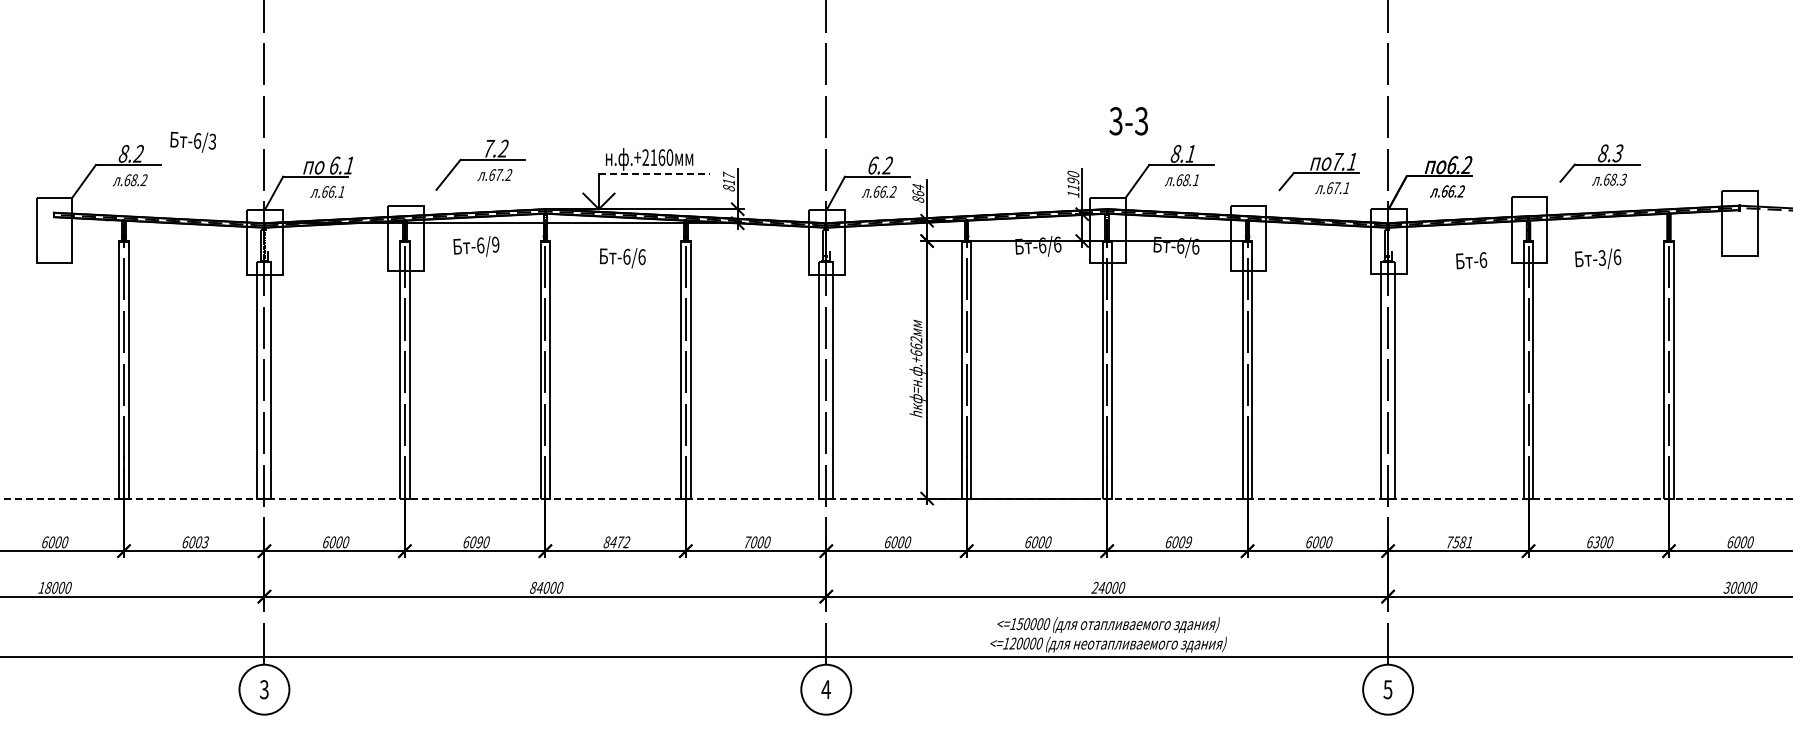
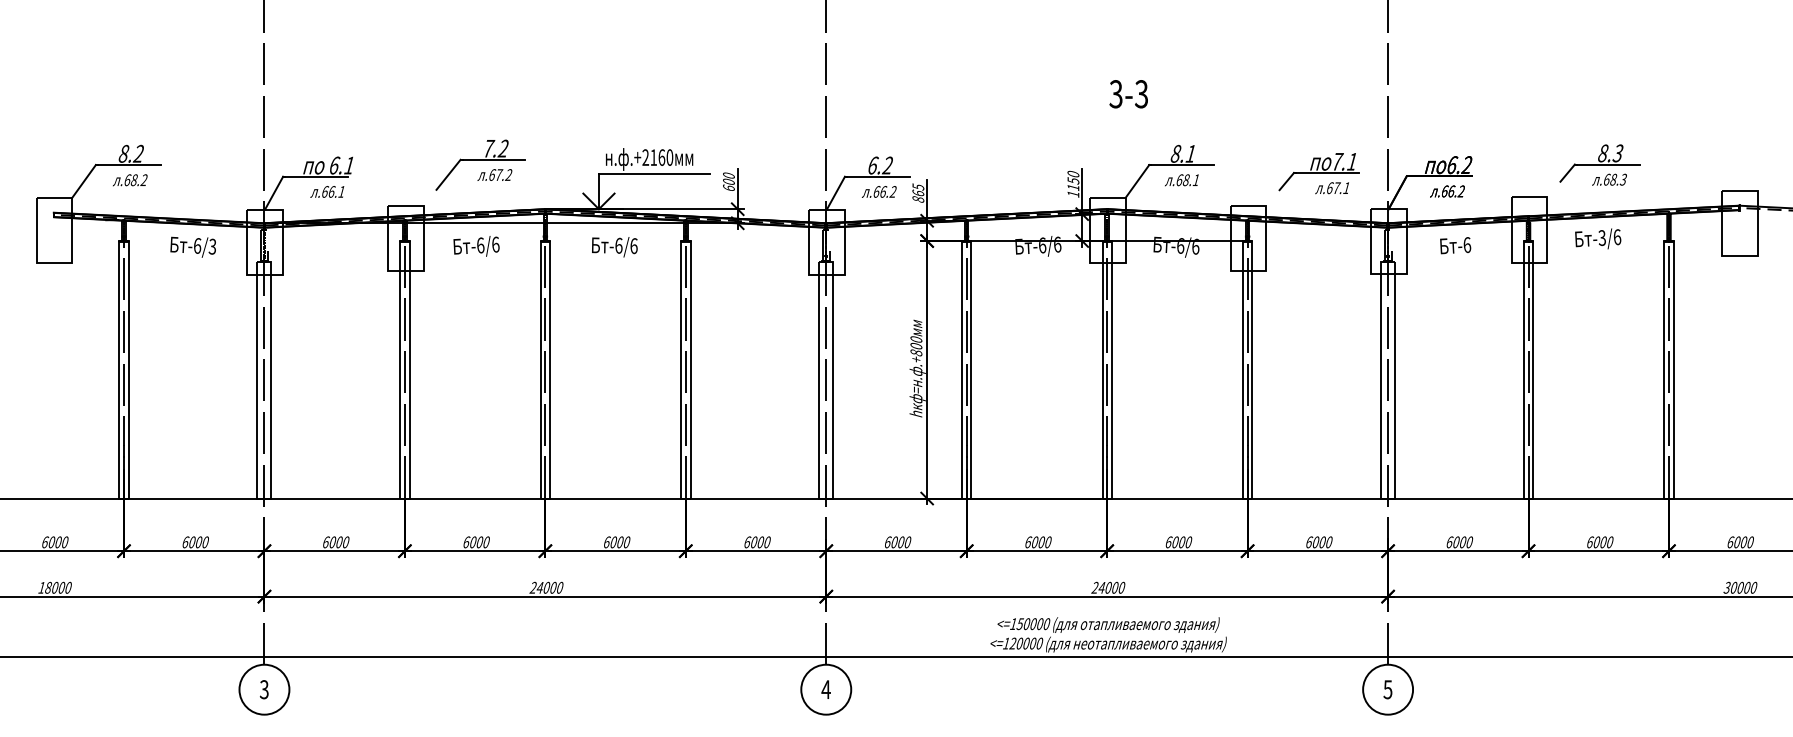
text position: (1128, 121) -> (1128, 94) (1128, 94)
text position: (192, 141) -> (192, 246) (192, 246)
line: dashed -> solid (654, 174)
text: 1190 -> 1150 (1073, 180)
text: 817 -> 600 (728, 181)
text: 864 -> 865 (918, 186)
text: -6/9 -> -6/6 (495, 244)
text position: (622, 258) -> (614, 247) (614, 247)
text position: (1598, 258) -> (1598, 238) (1598, 238)
text position: (1471, 260) -> (1455, 245) (1455, 245)
text: .+662 -> .+800 (916, 346)
line: dashed -> solid (896, 498)
text: 6003 -> 6000 (204, 542)
text: 6090 -> 6000 (479, 542)
text: 8472 -> 6000 (616, 542)
text: 7000 -> 6000 (747, 542)
text: 6009 -> 6000 (1188, 542)
text: 7581 -> 6000 (1459, 542)
text: 6300 -> 6000 (1596, 542)
text: 84000 -> 24000 (532, 587)
